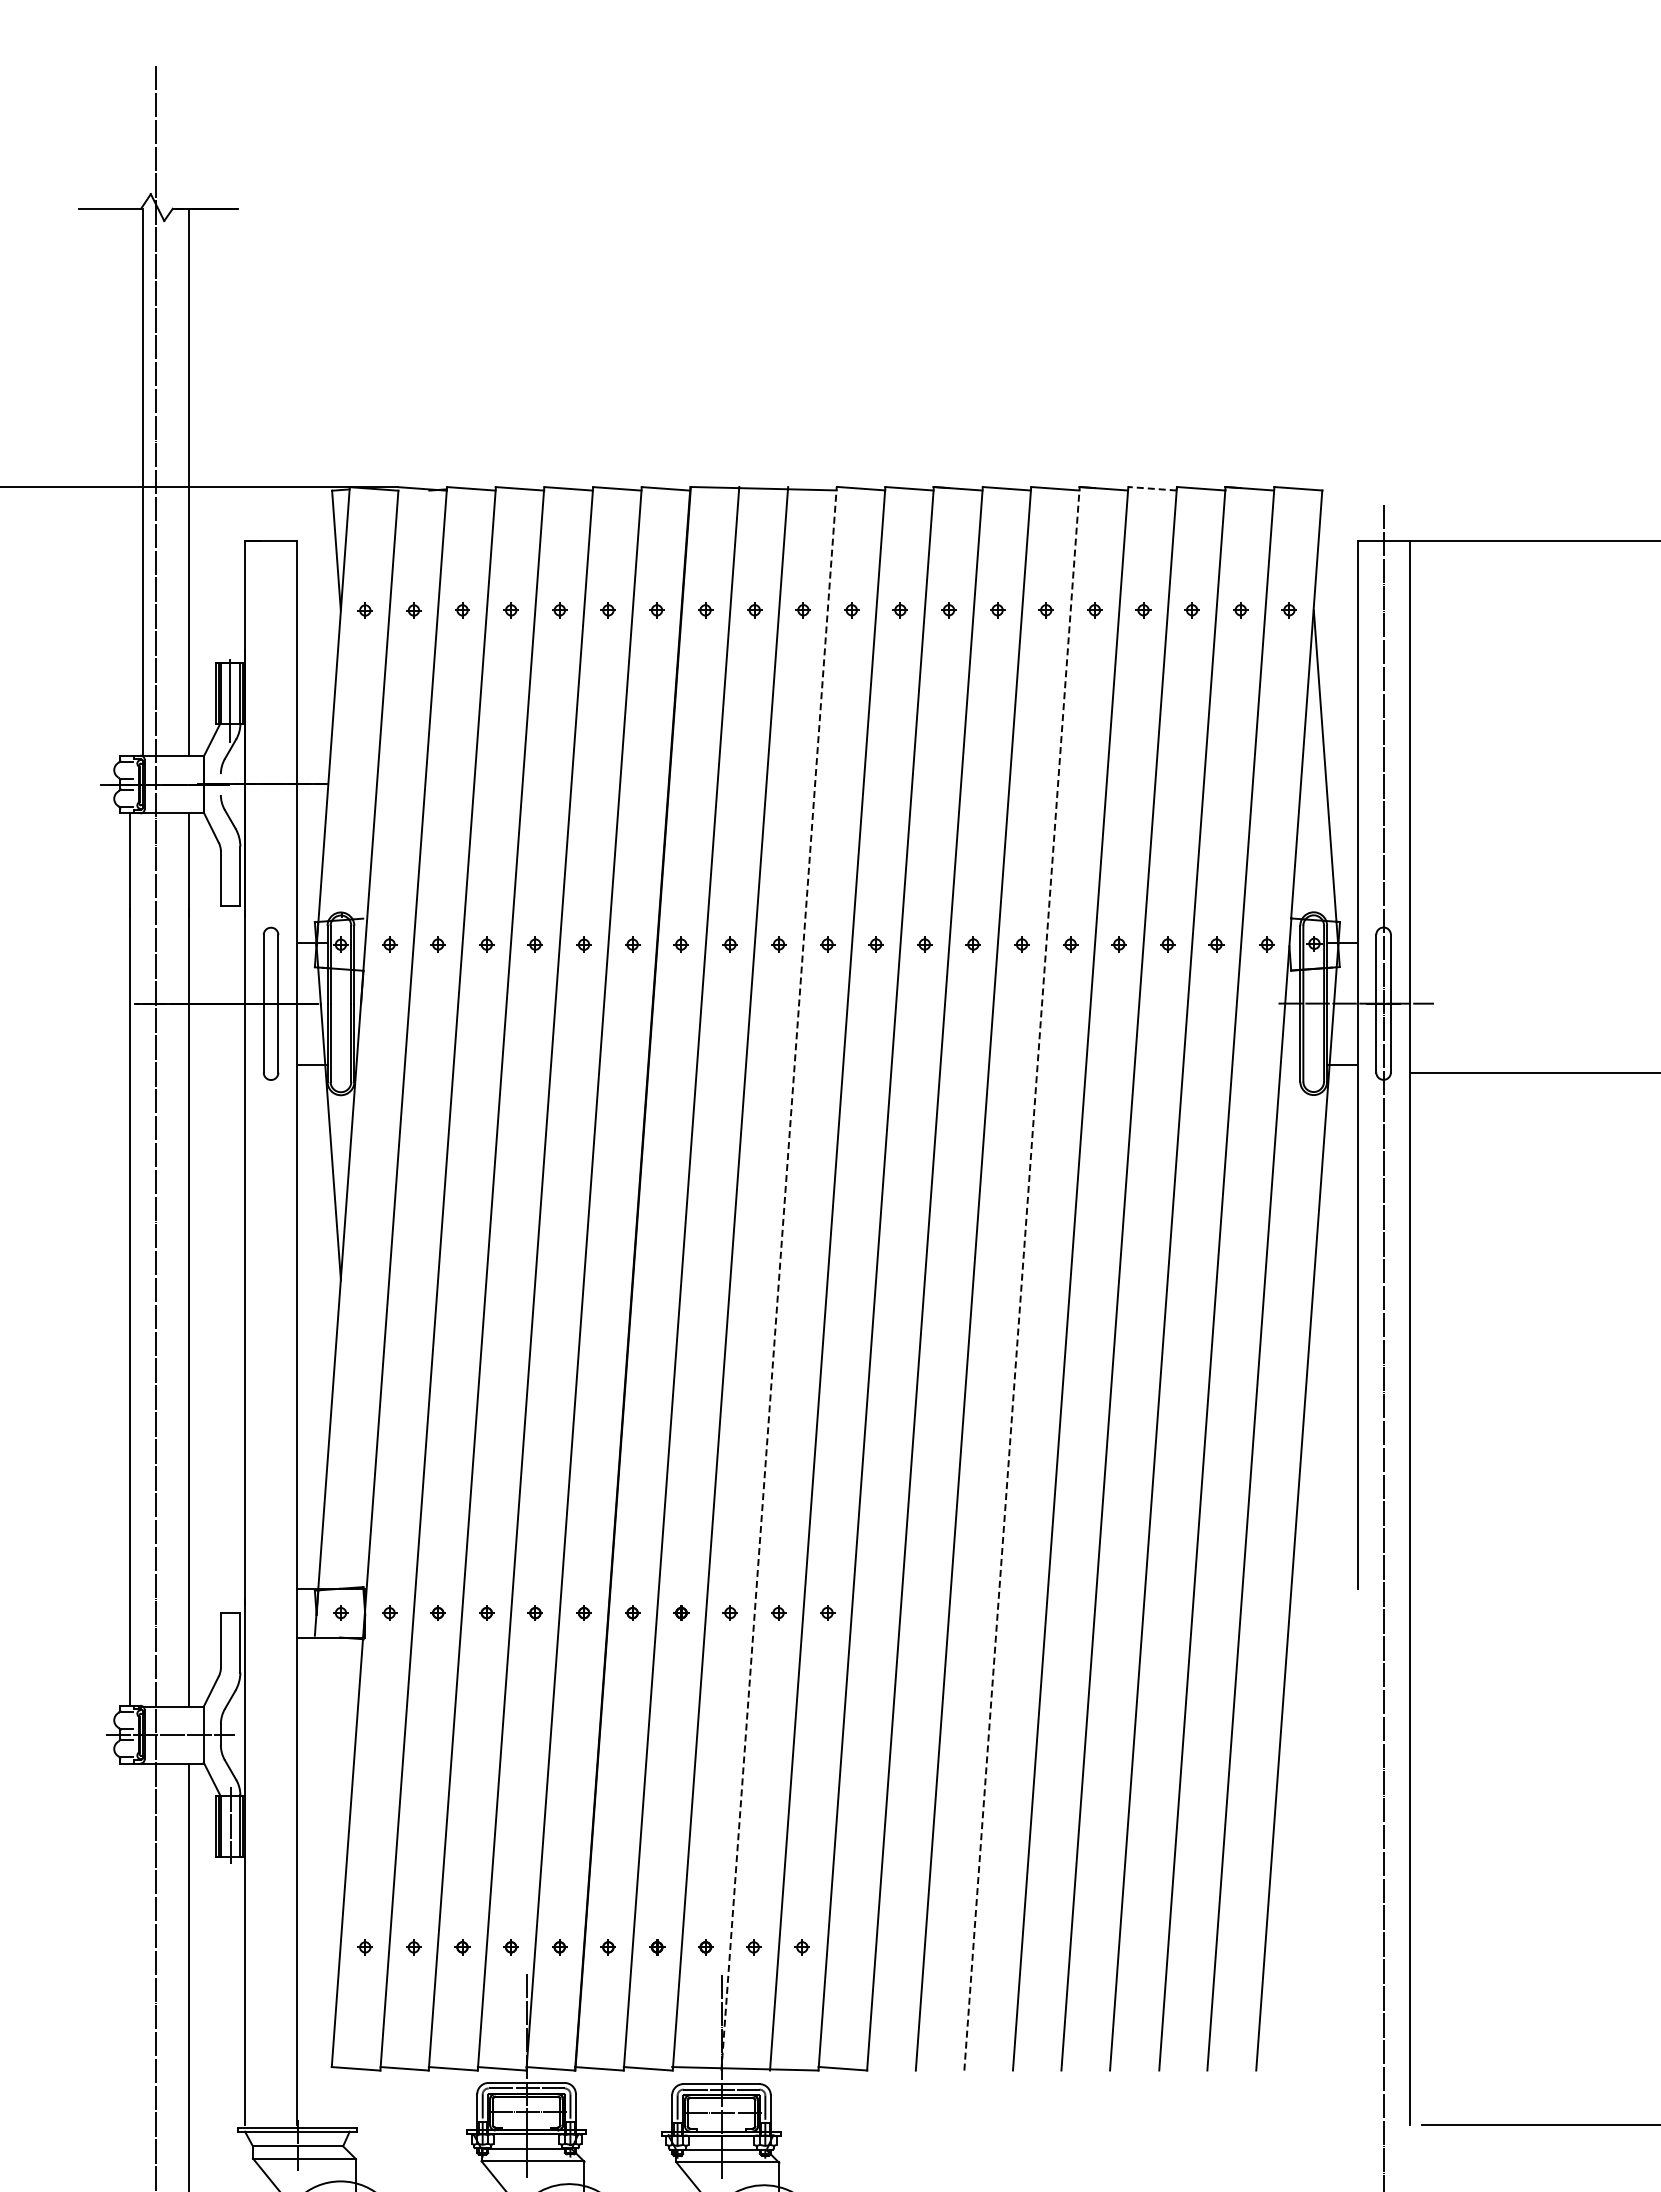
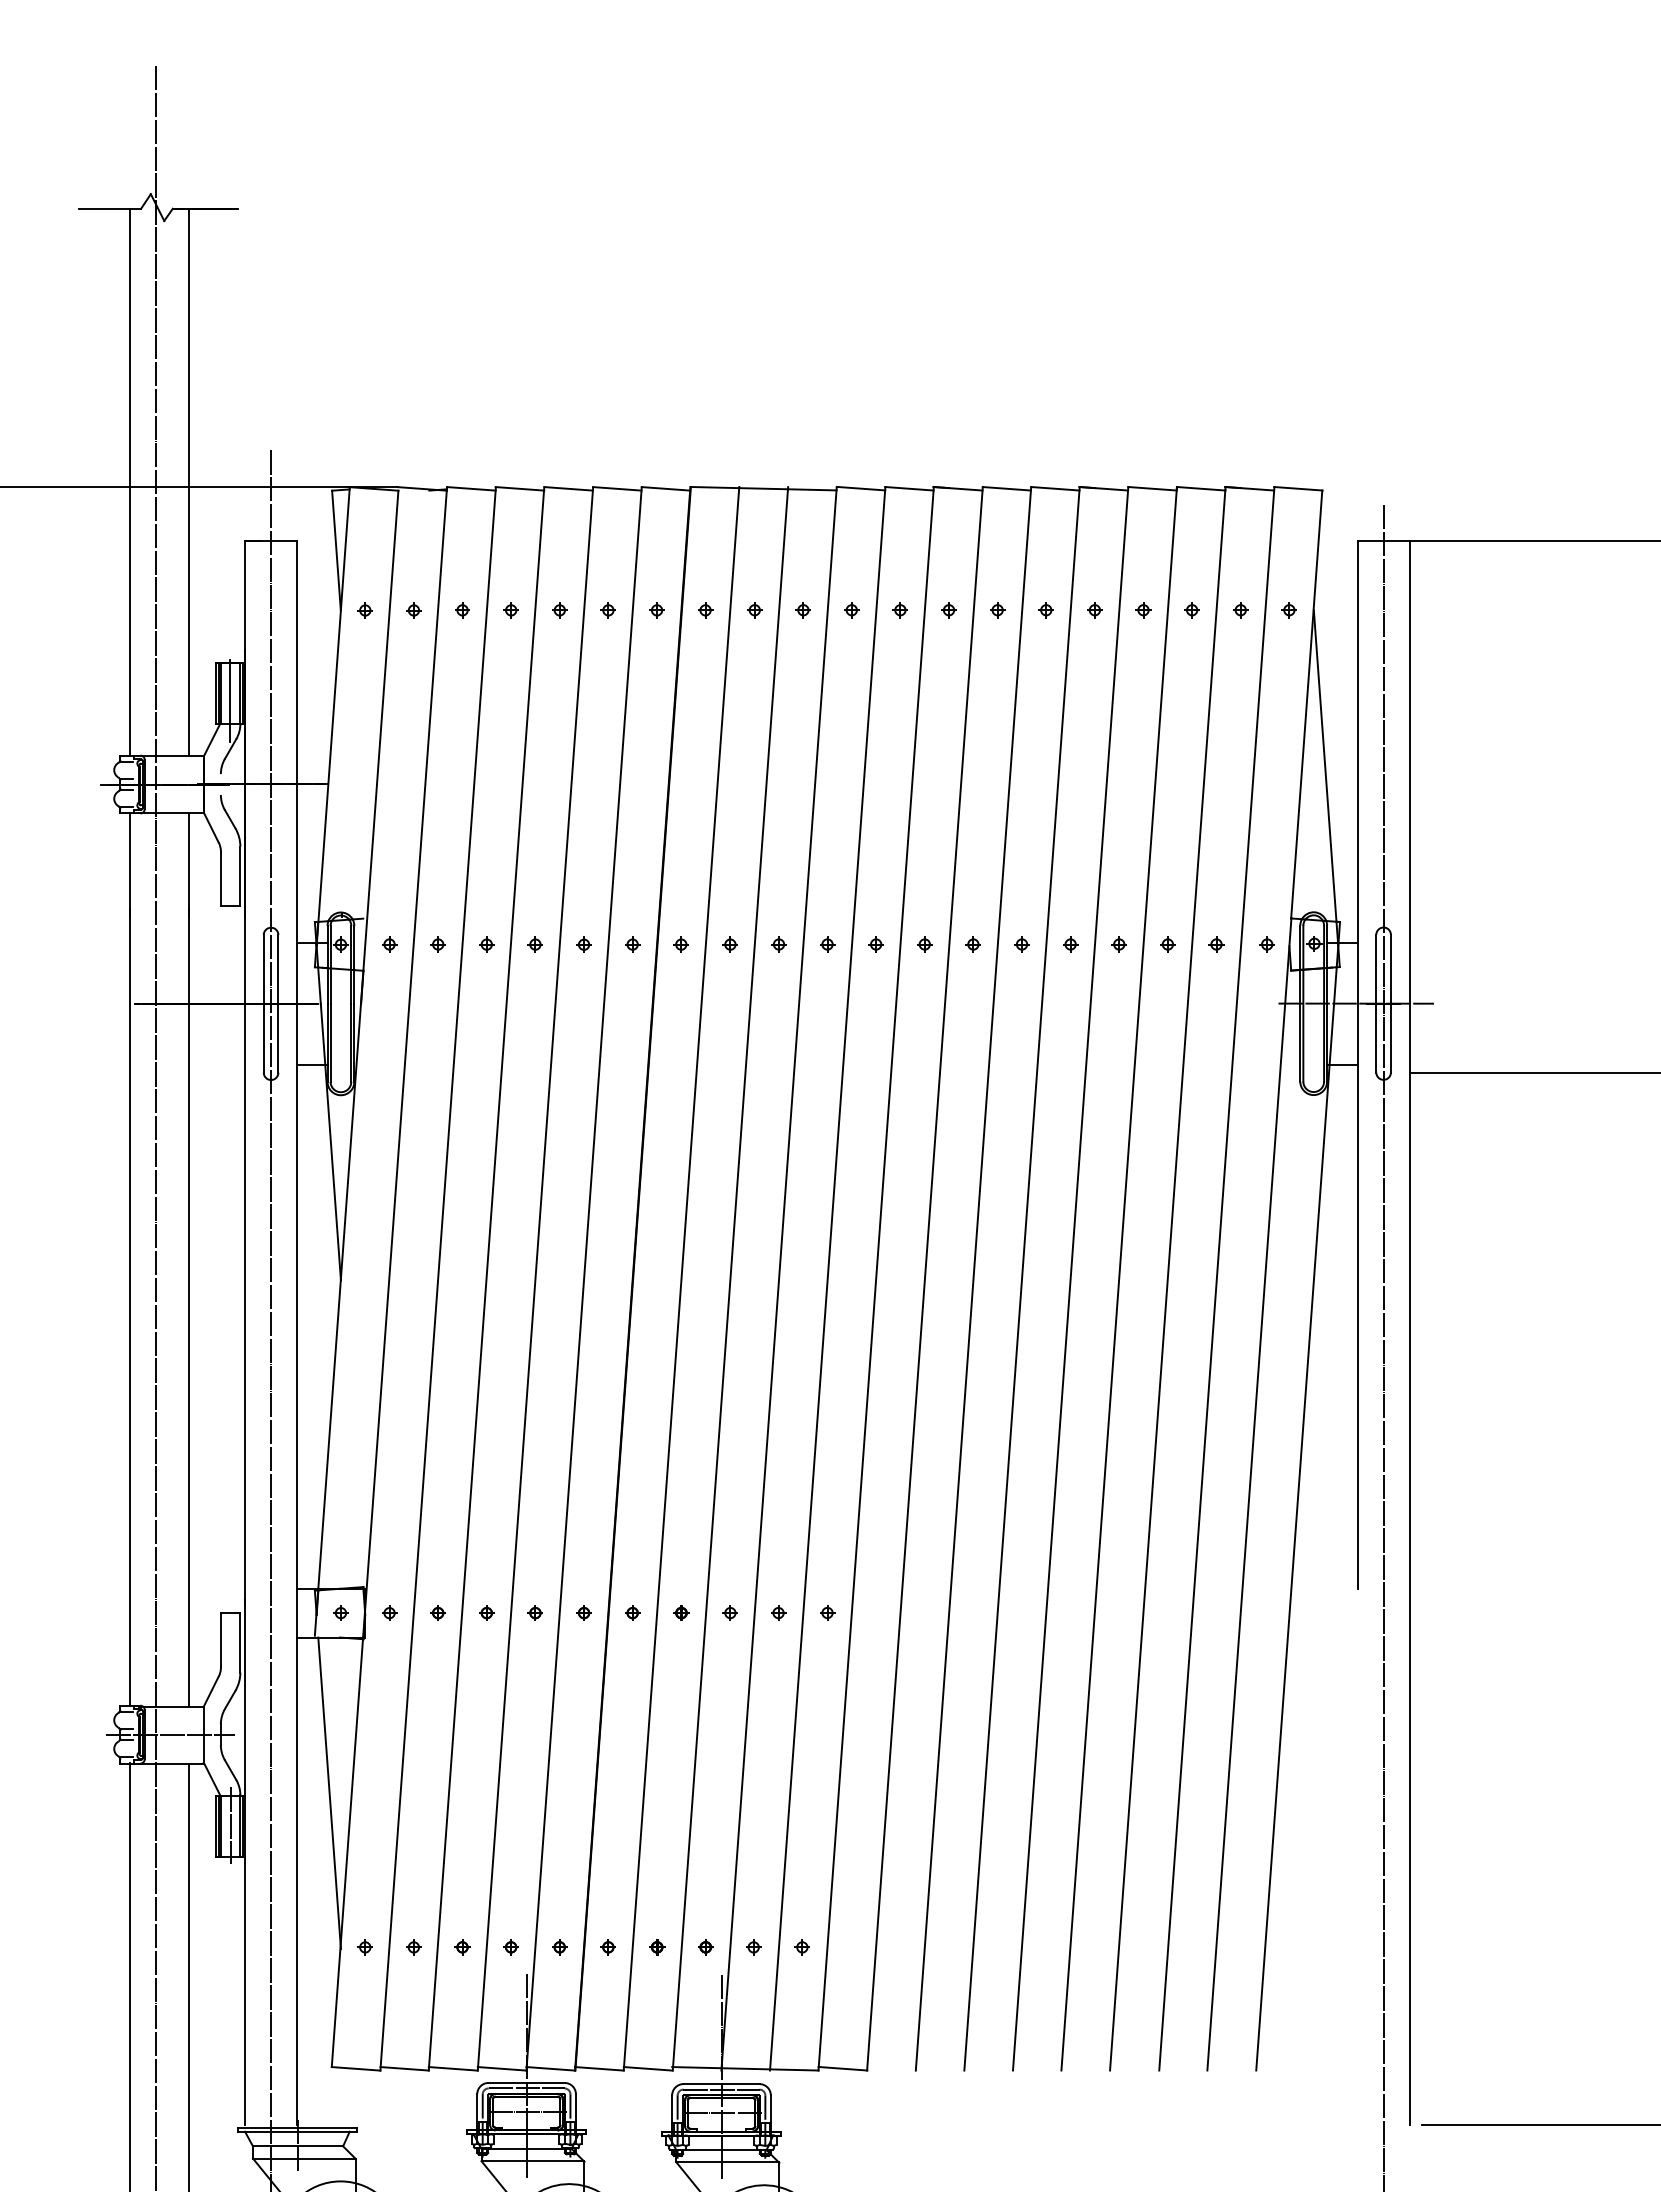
line position: (142, 481) -> (129, 481) (129, 481)
line: dashed -> solid (1152, 488)
line: dashed -> solid (779, 1278)
line: dashed -> solid (1022, 1278)
line: none -> present (271, 1319)
line: none -> present (329, 1793)
line: none -> present (129, 1975)
